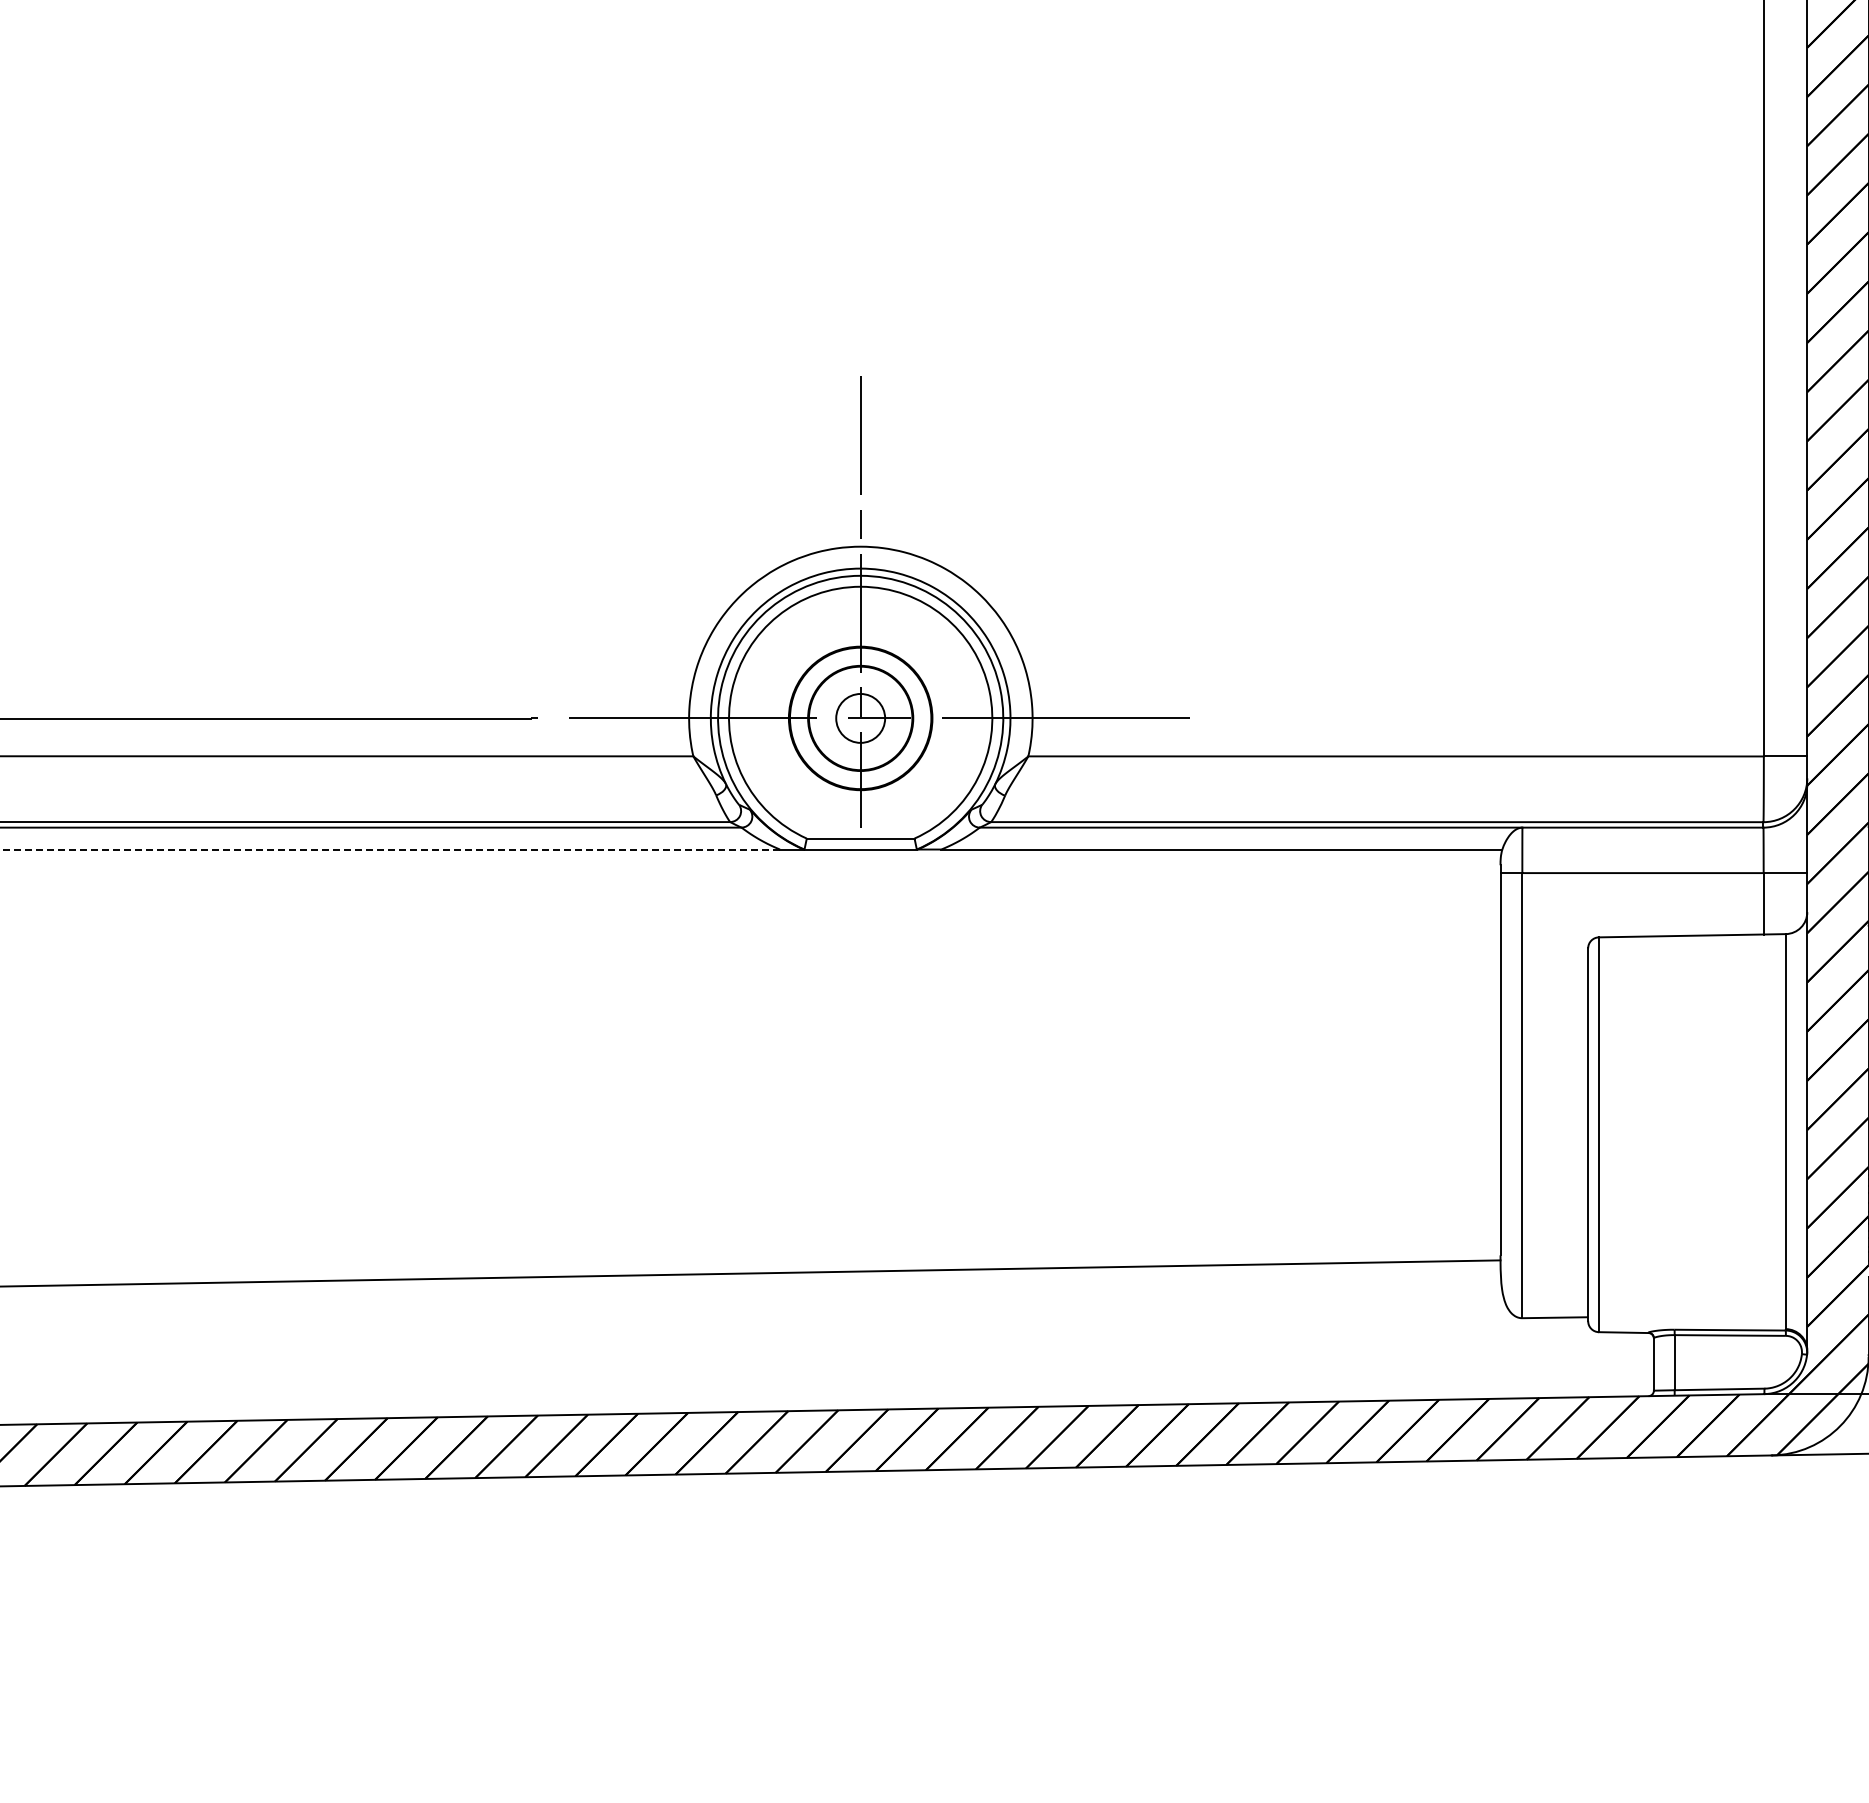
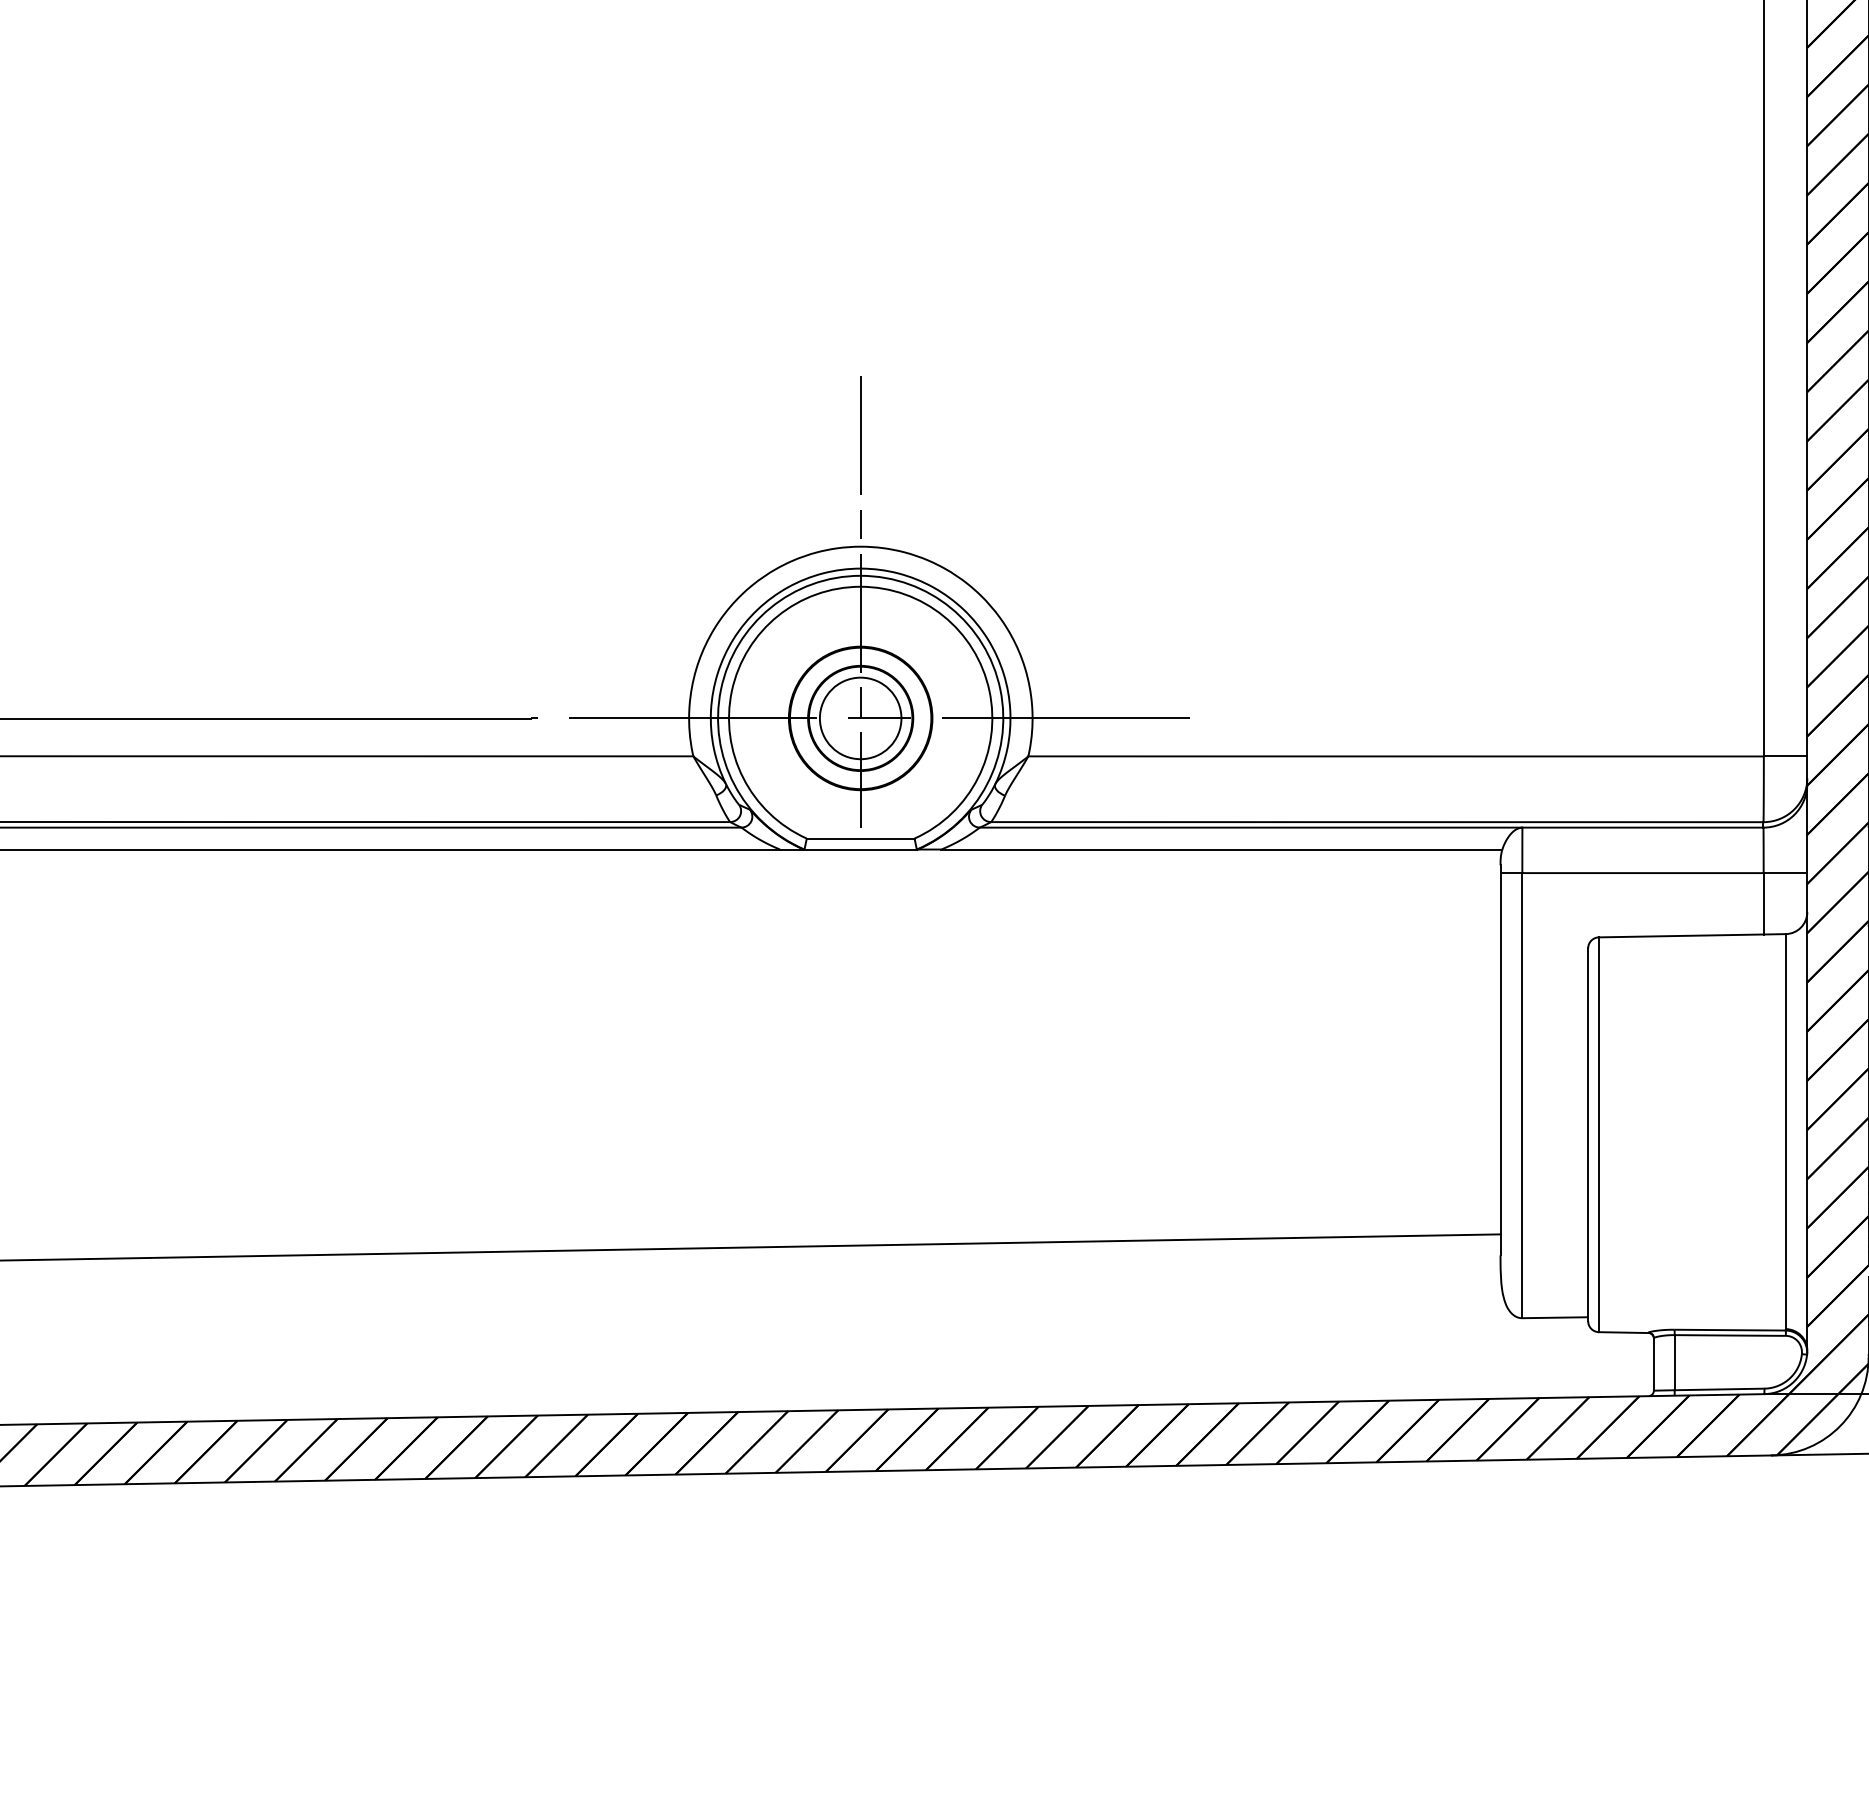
circle diameter: 49 px -> 82 px (860, 718)
line: dashed -> solid (390, 849)
line position: (751, 1273) -> (751, 1247) (751, 1247)
